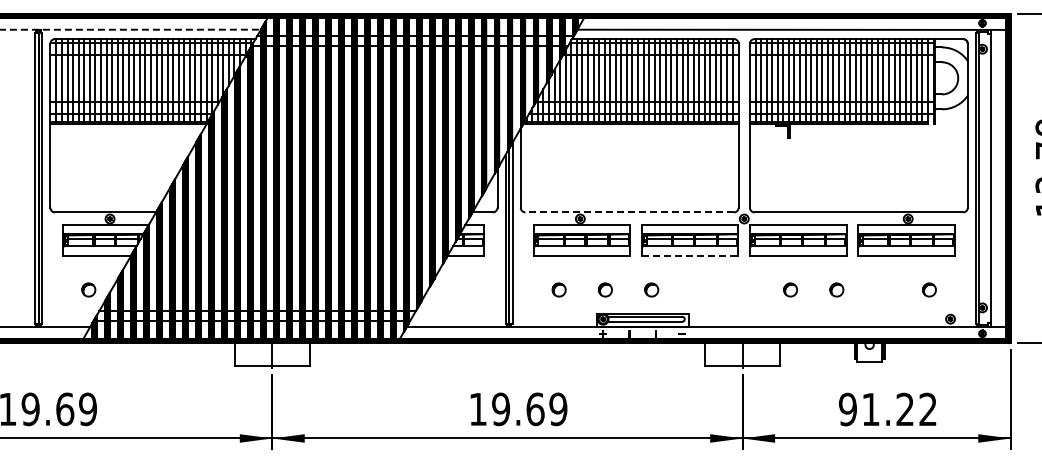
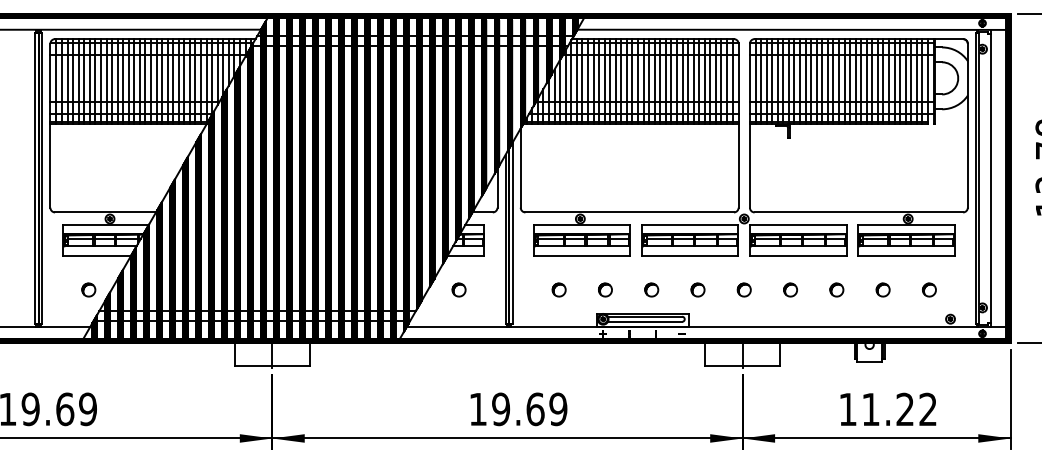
line: dashed -> solid (131, 29)
line: dashed -> solid (629, 212)
line: dashed -> solid (690, 255)
part: none -> present (458, 289)
part: none -> present (697, 289)
part: none -> present (743, 289)
part: none -> present (882, 289)
text: 91.22 -> 11.22 (847, 409)
